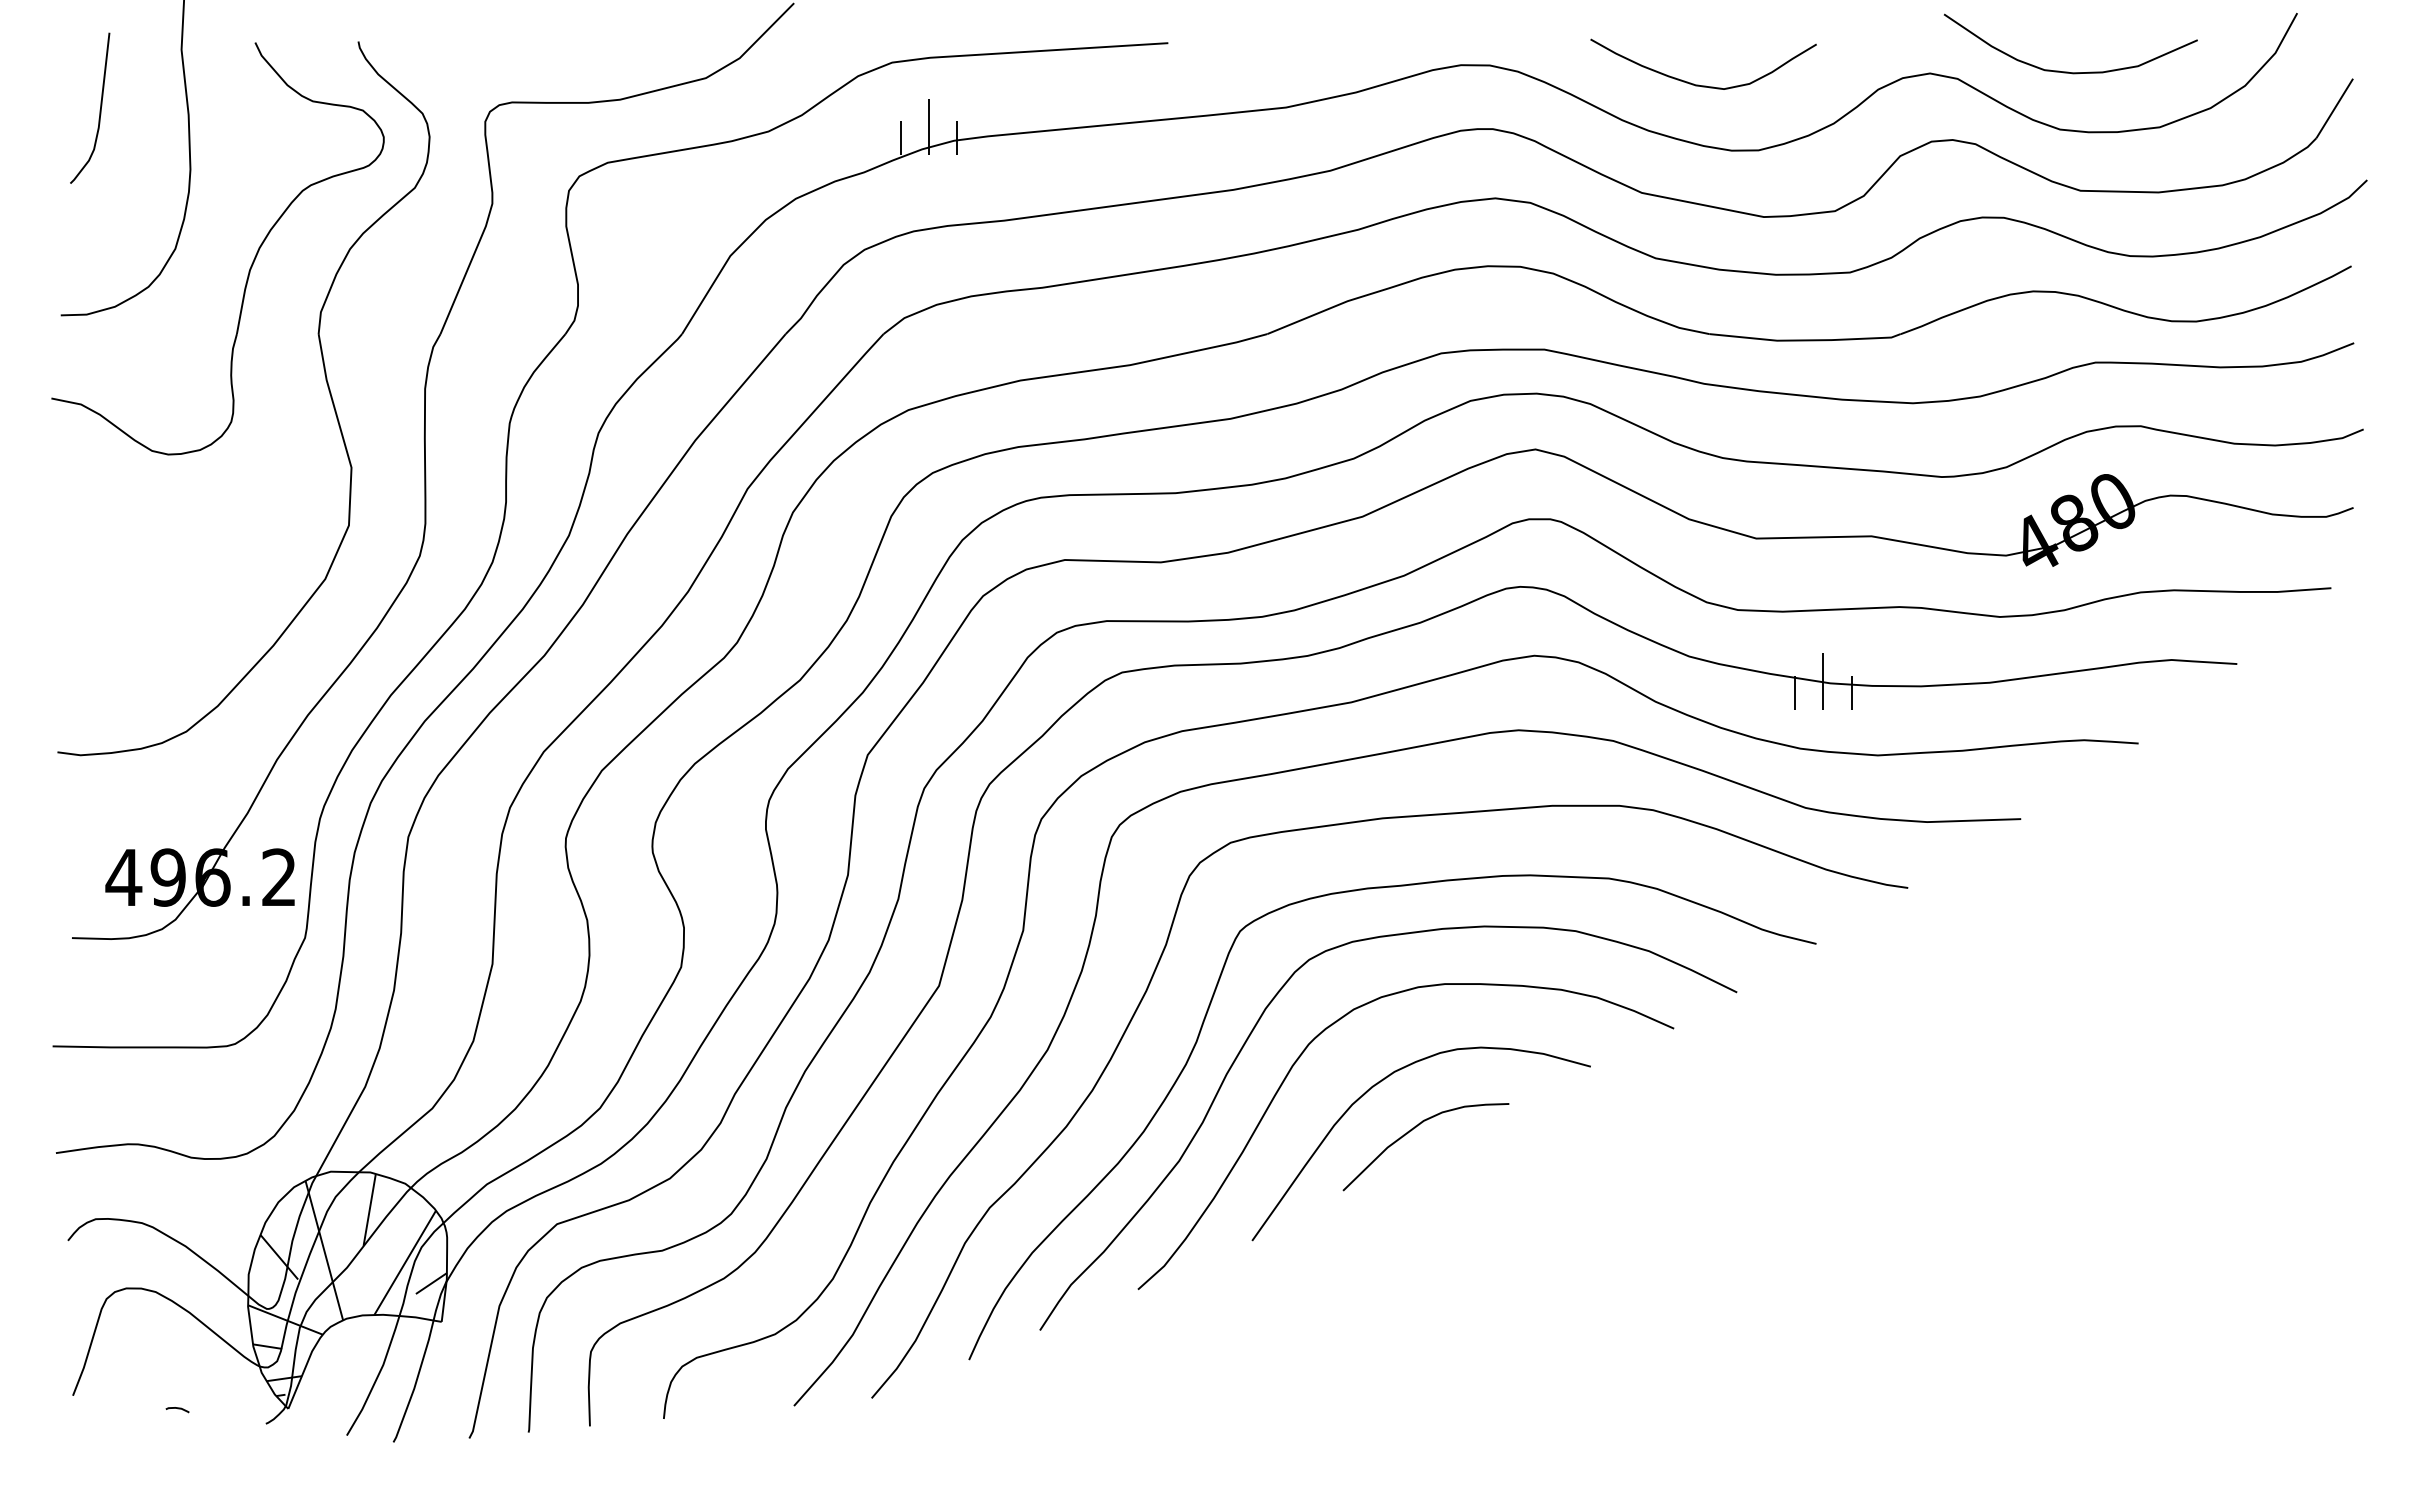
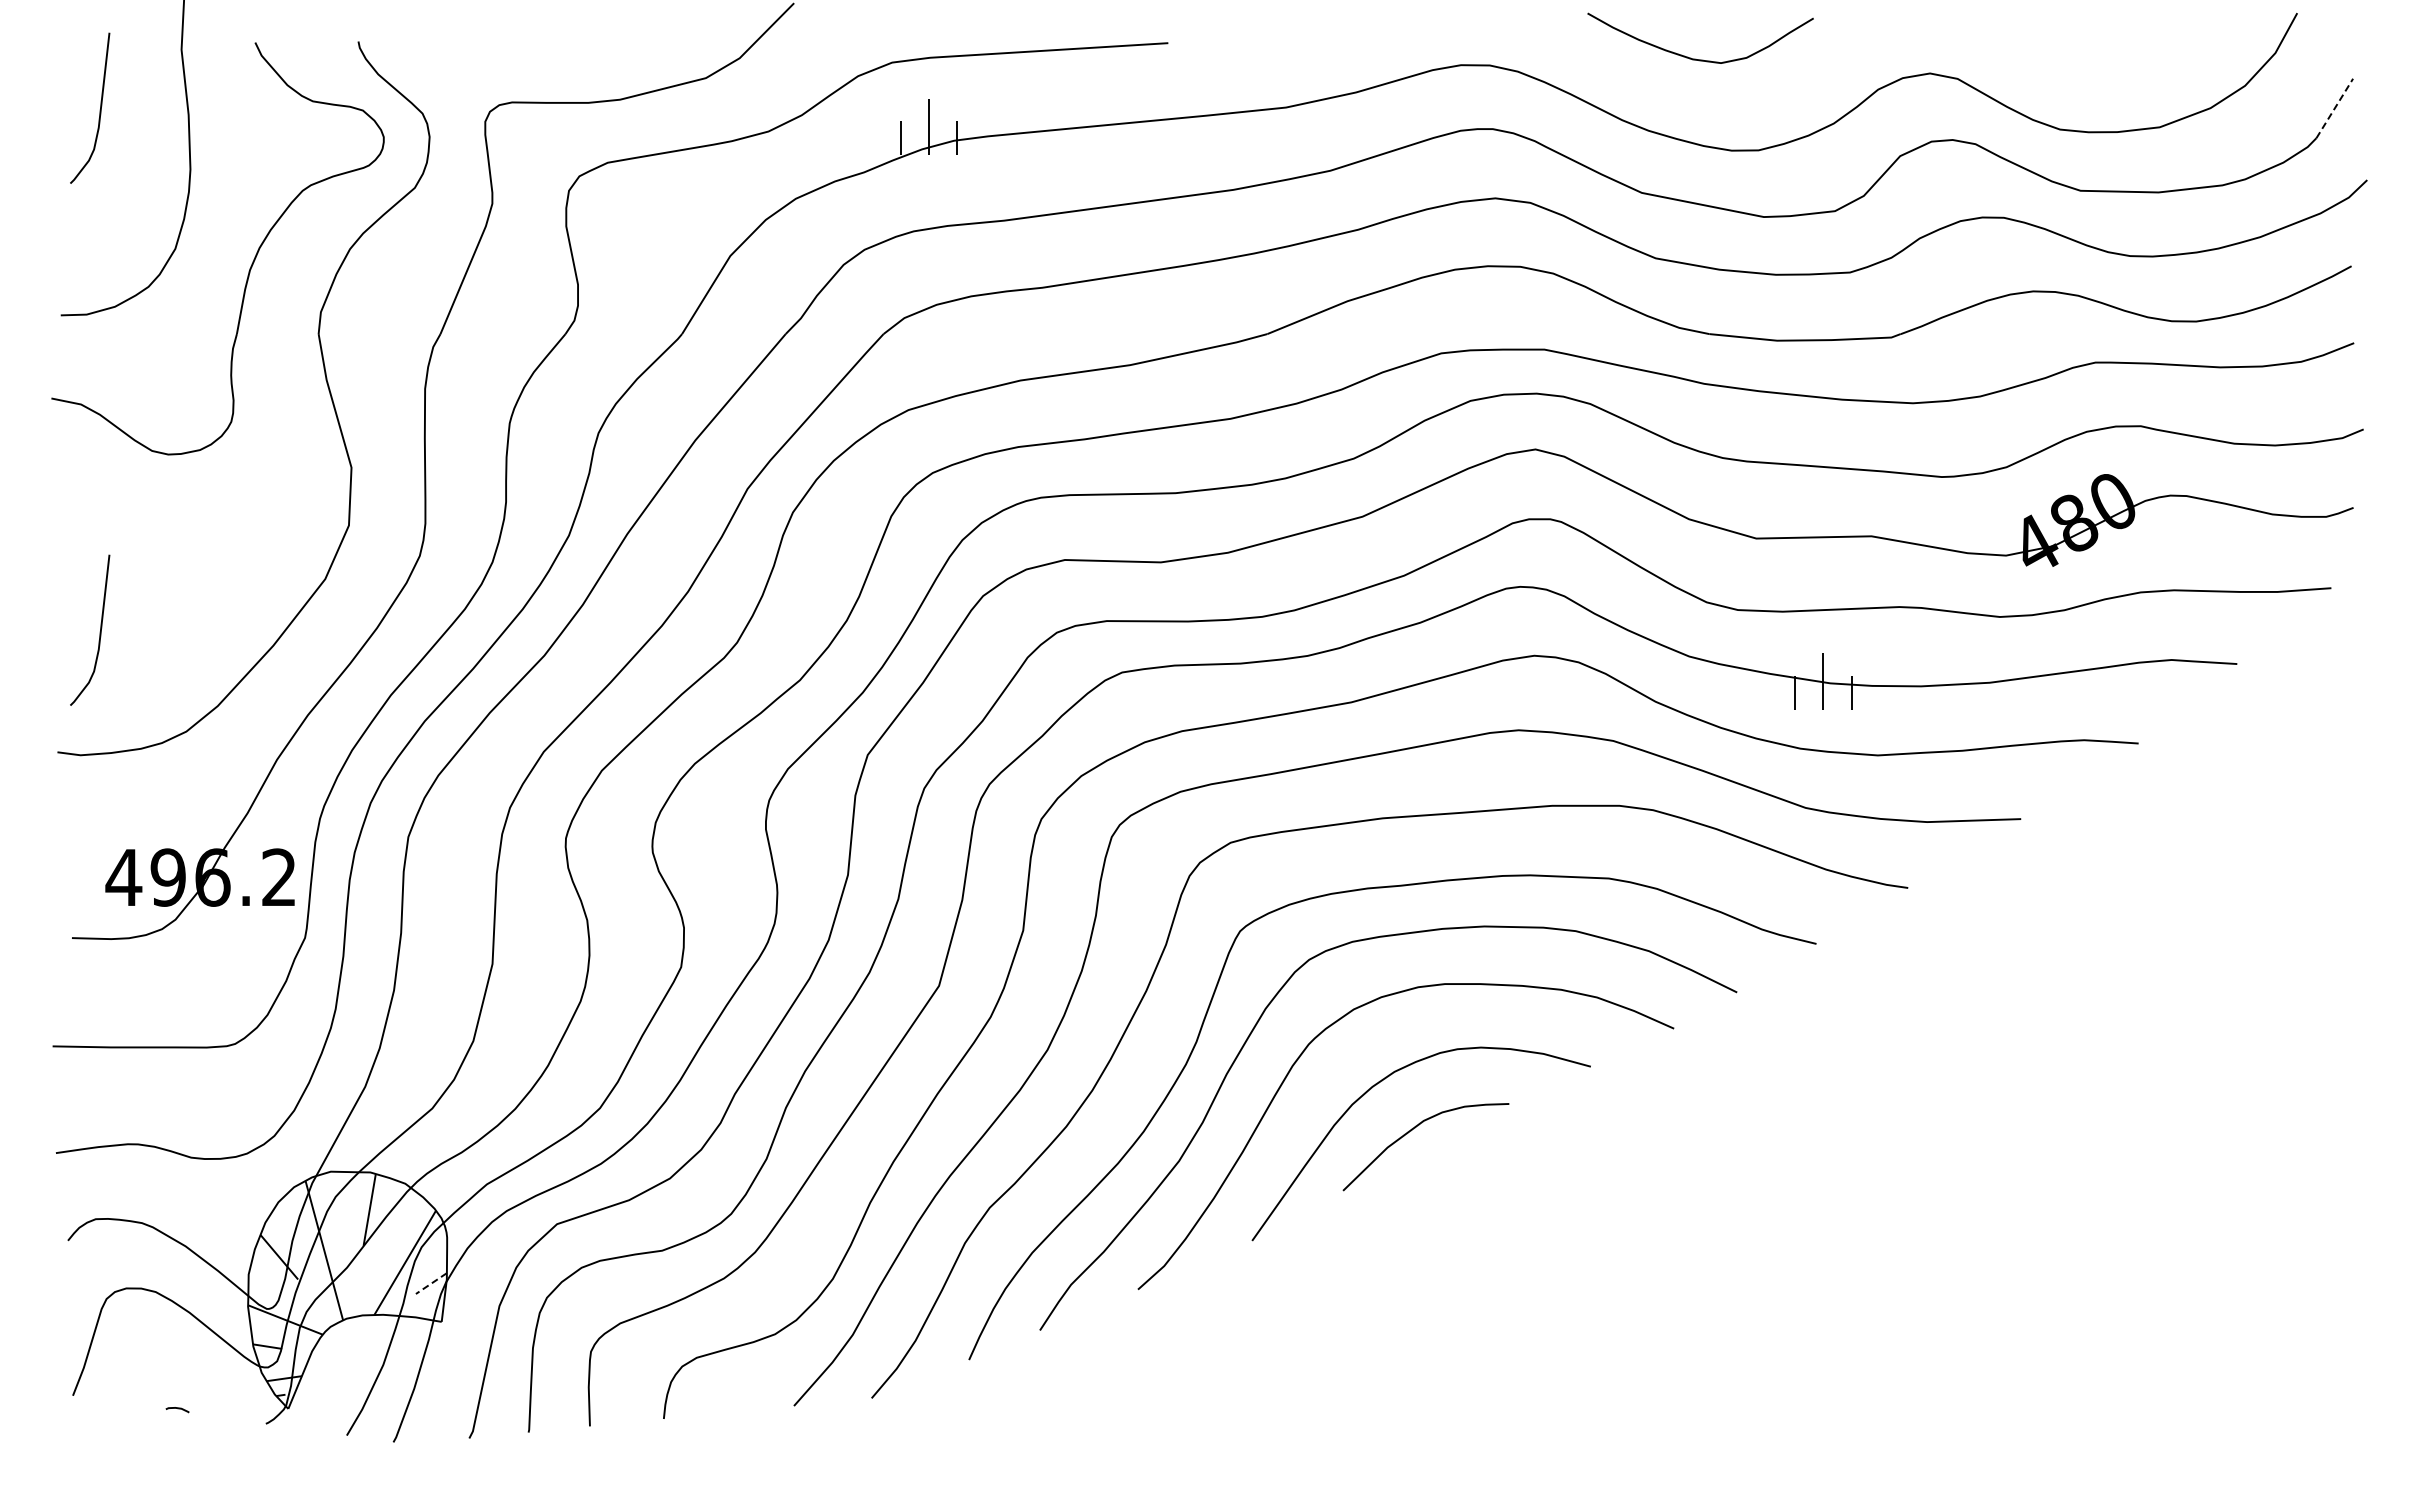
curve: present -> none (2068, 71)
curve position: (1698, 84) -> (1695, 58) (1695, 58)
line: solid -> dashed (2334, 108)
curve: none -> present (99, 631)
line: solid -> dashed (431, 1283)
